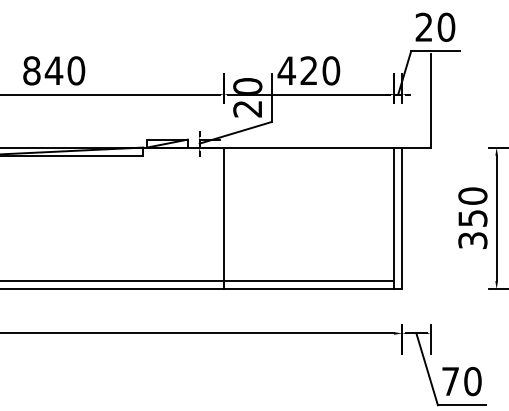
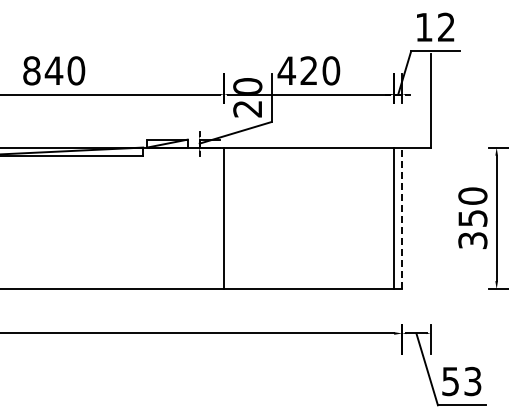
text: 20 -> 12 (435, 26)
line: solid -> dashed (402, 218)
line: present -> none (198, 281)
text: 70 -> 53 (461, 381)
